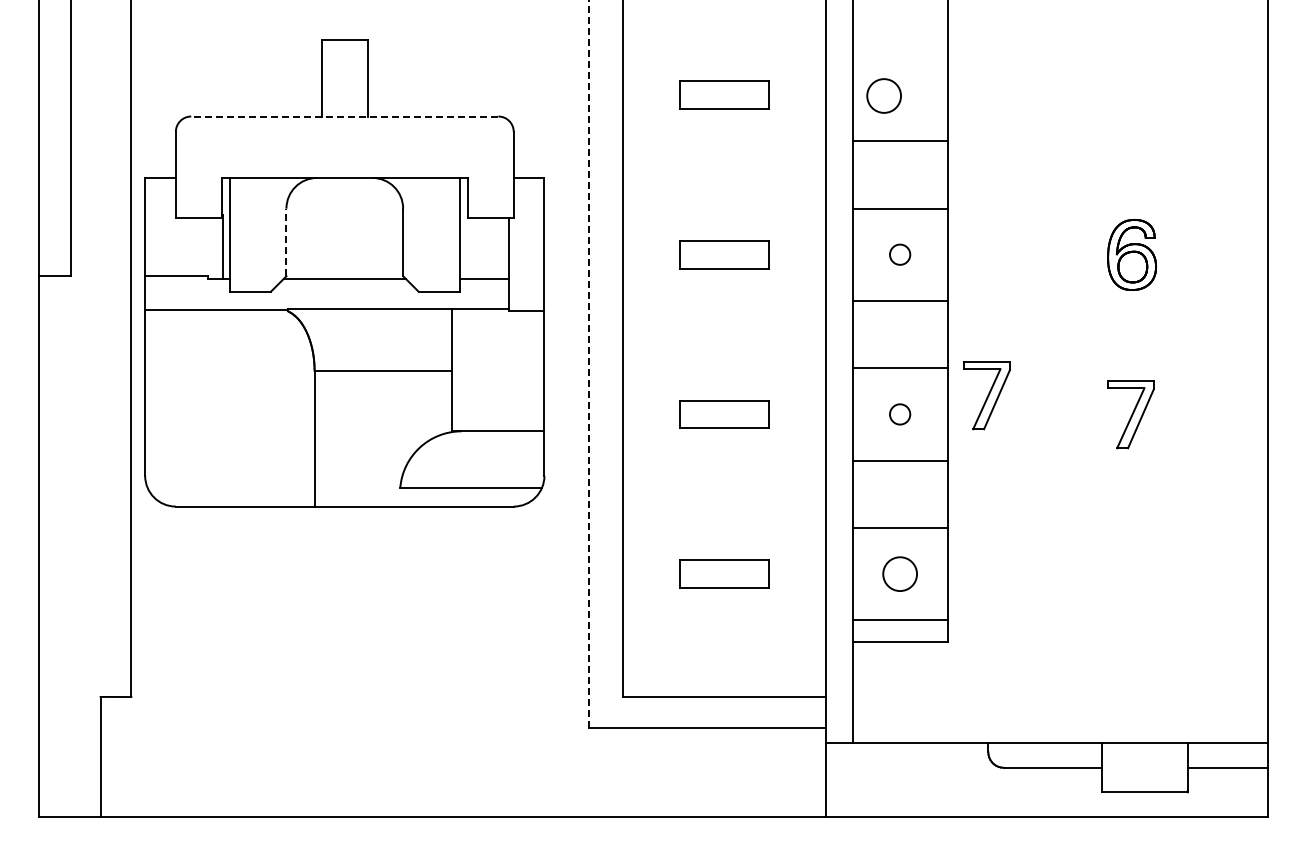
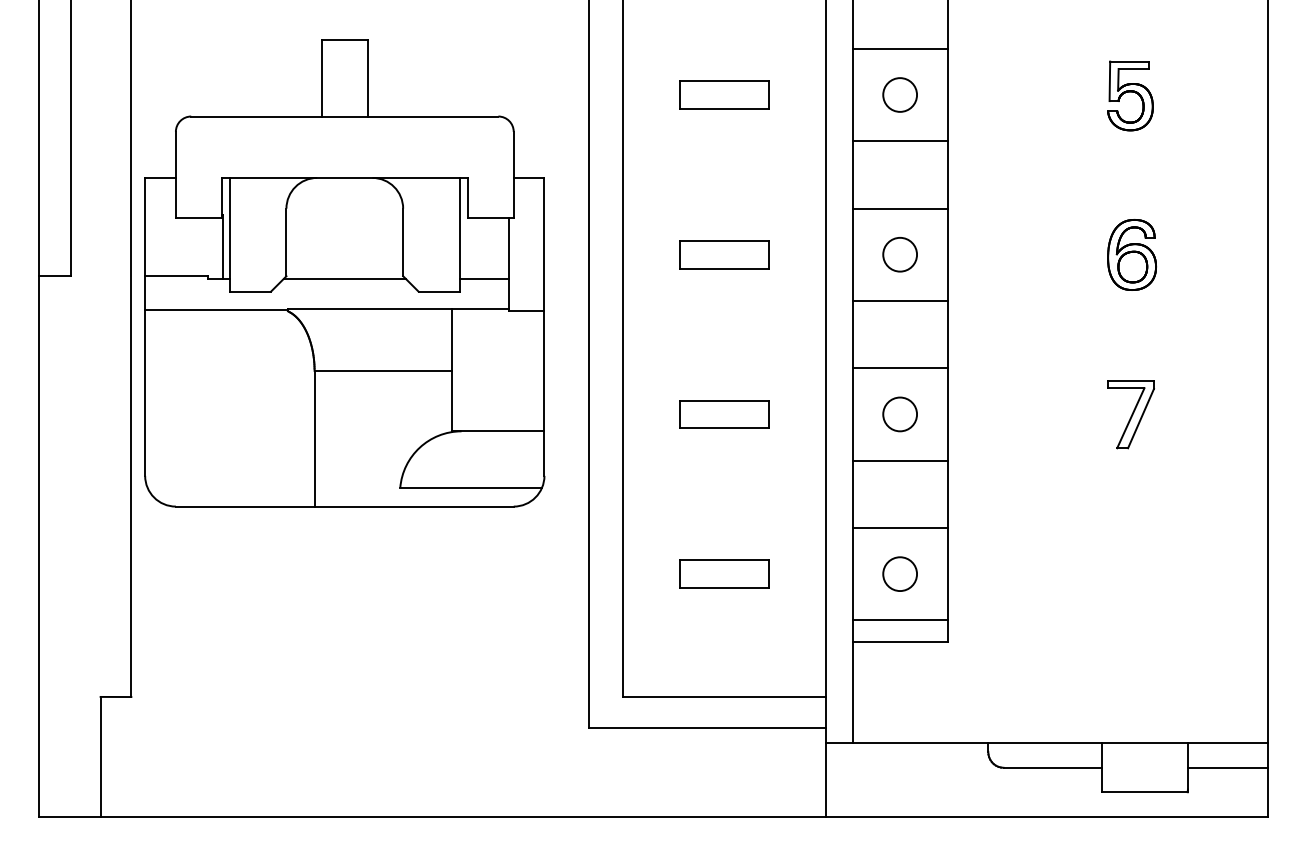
line: none -> present (900, 48)
circle position: (883, 95) -> (899, 94) (899, 94)
part: none -> present (1130, 95)
line: dashed -> solid (344, 116)
line: dashed -> solid (286, 242)
circle diameter: 20 px -> 34 px (900, 254)
line: dashed -> solid (588, 363)
part: present -> none (986, 395)
circle diameter: 20 px -> 34 px (900, 414)
